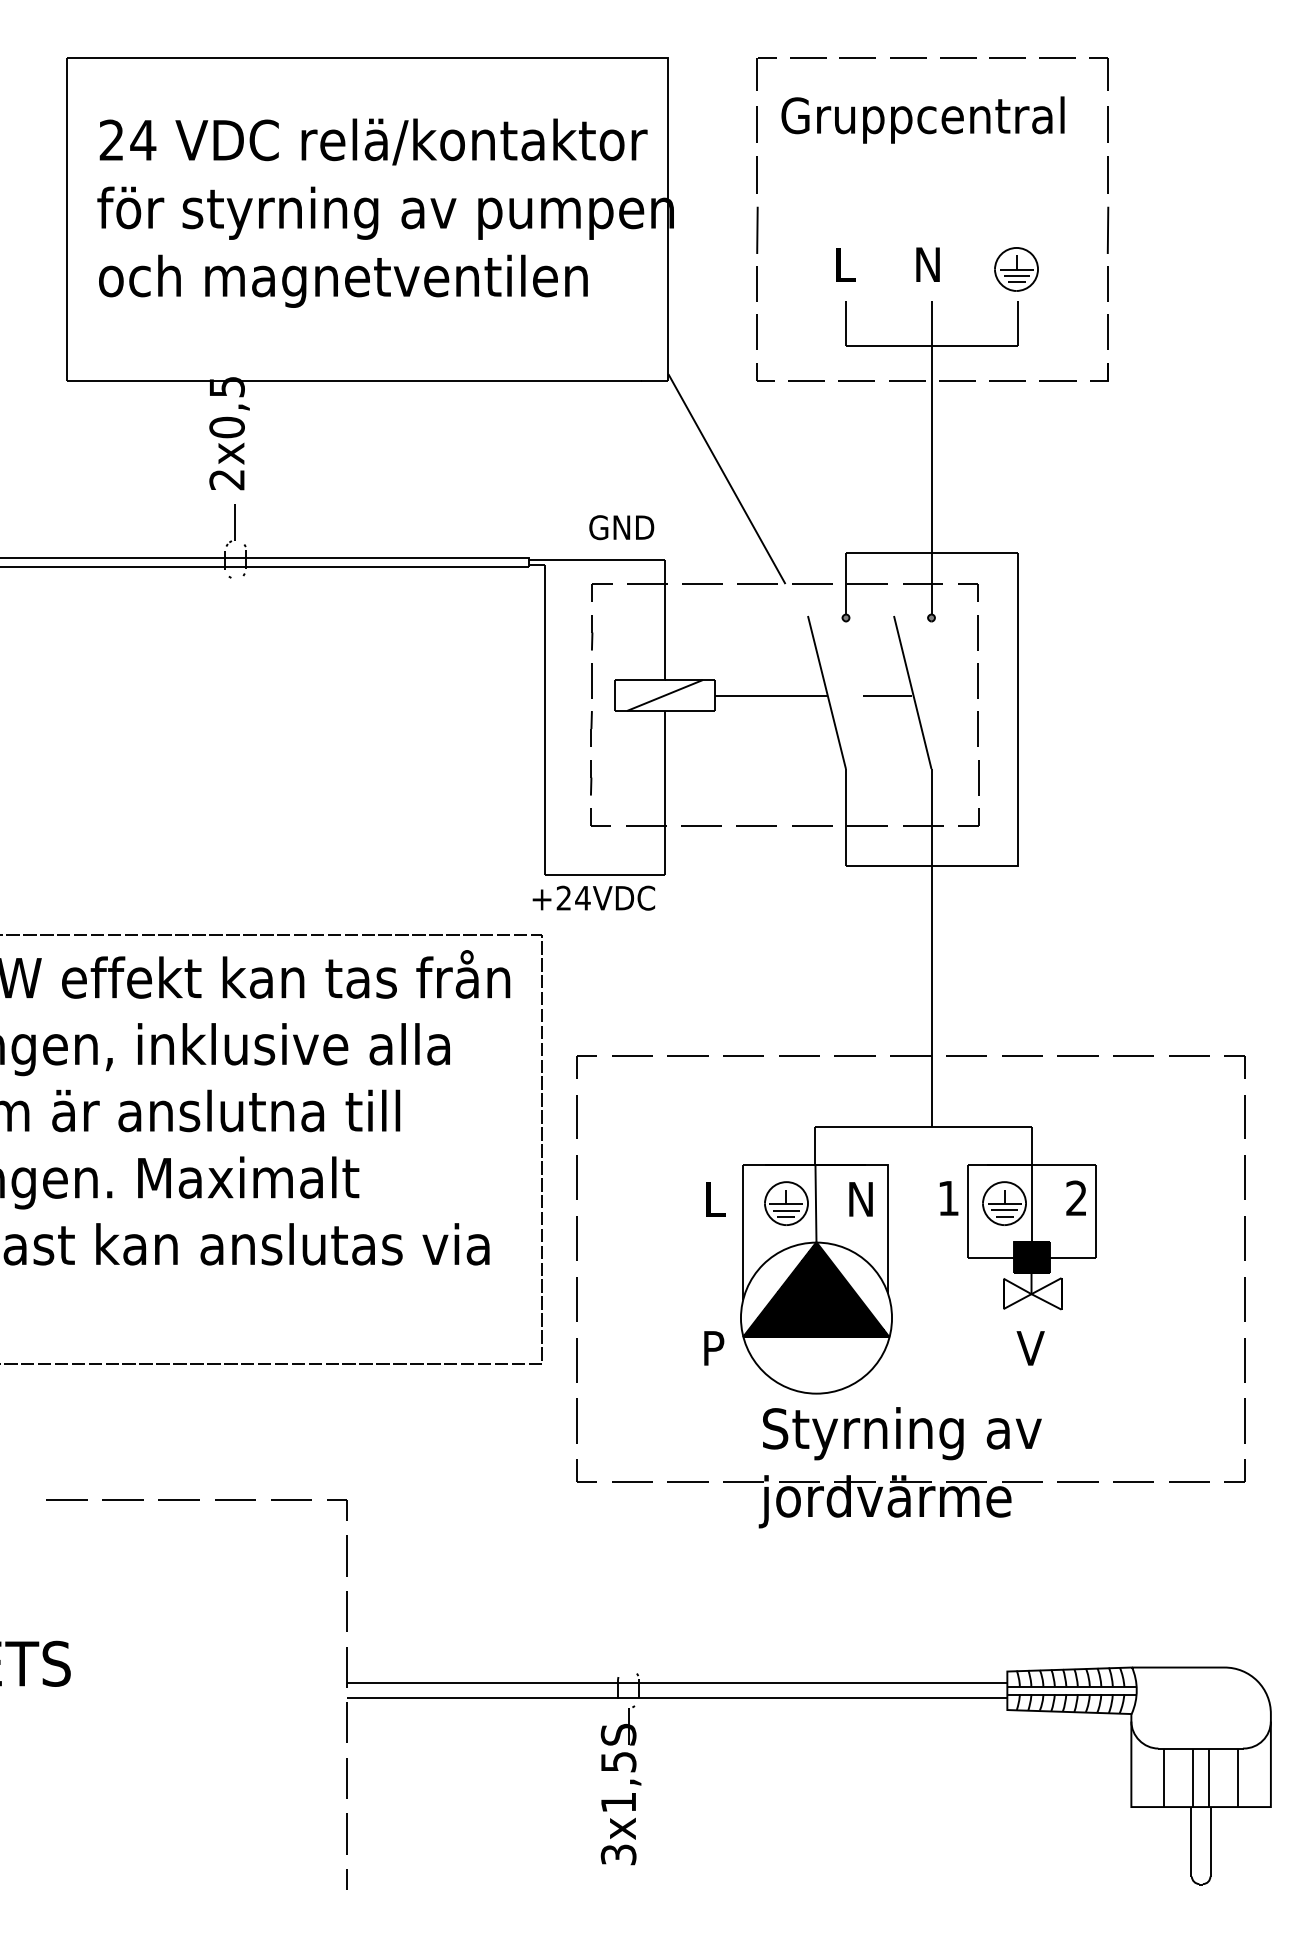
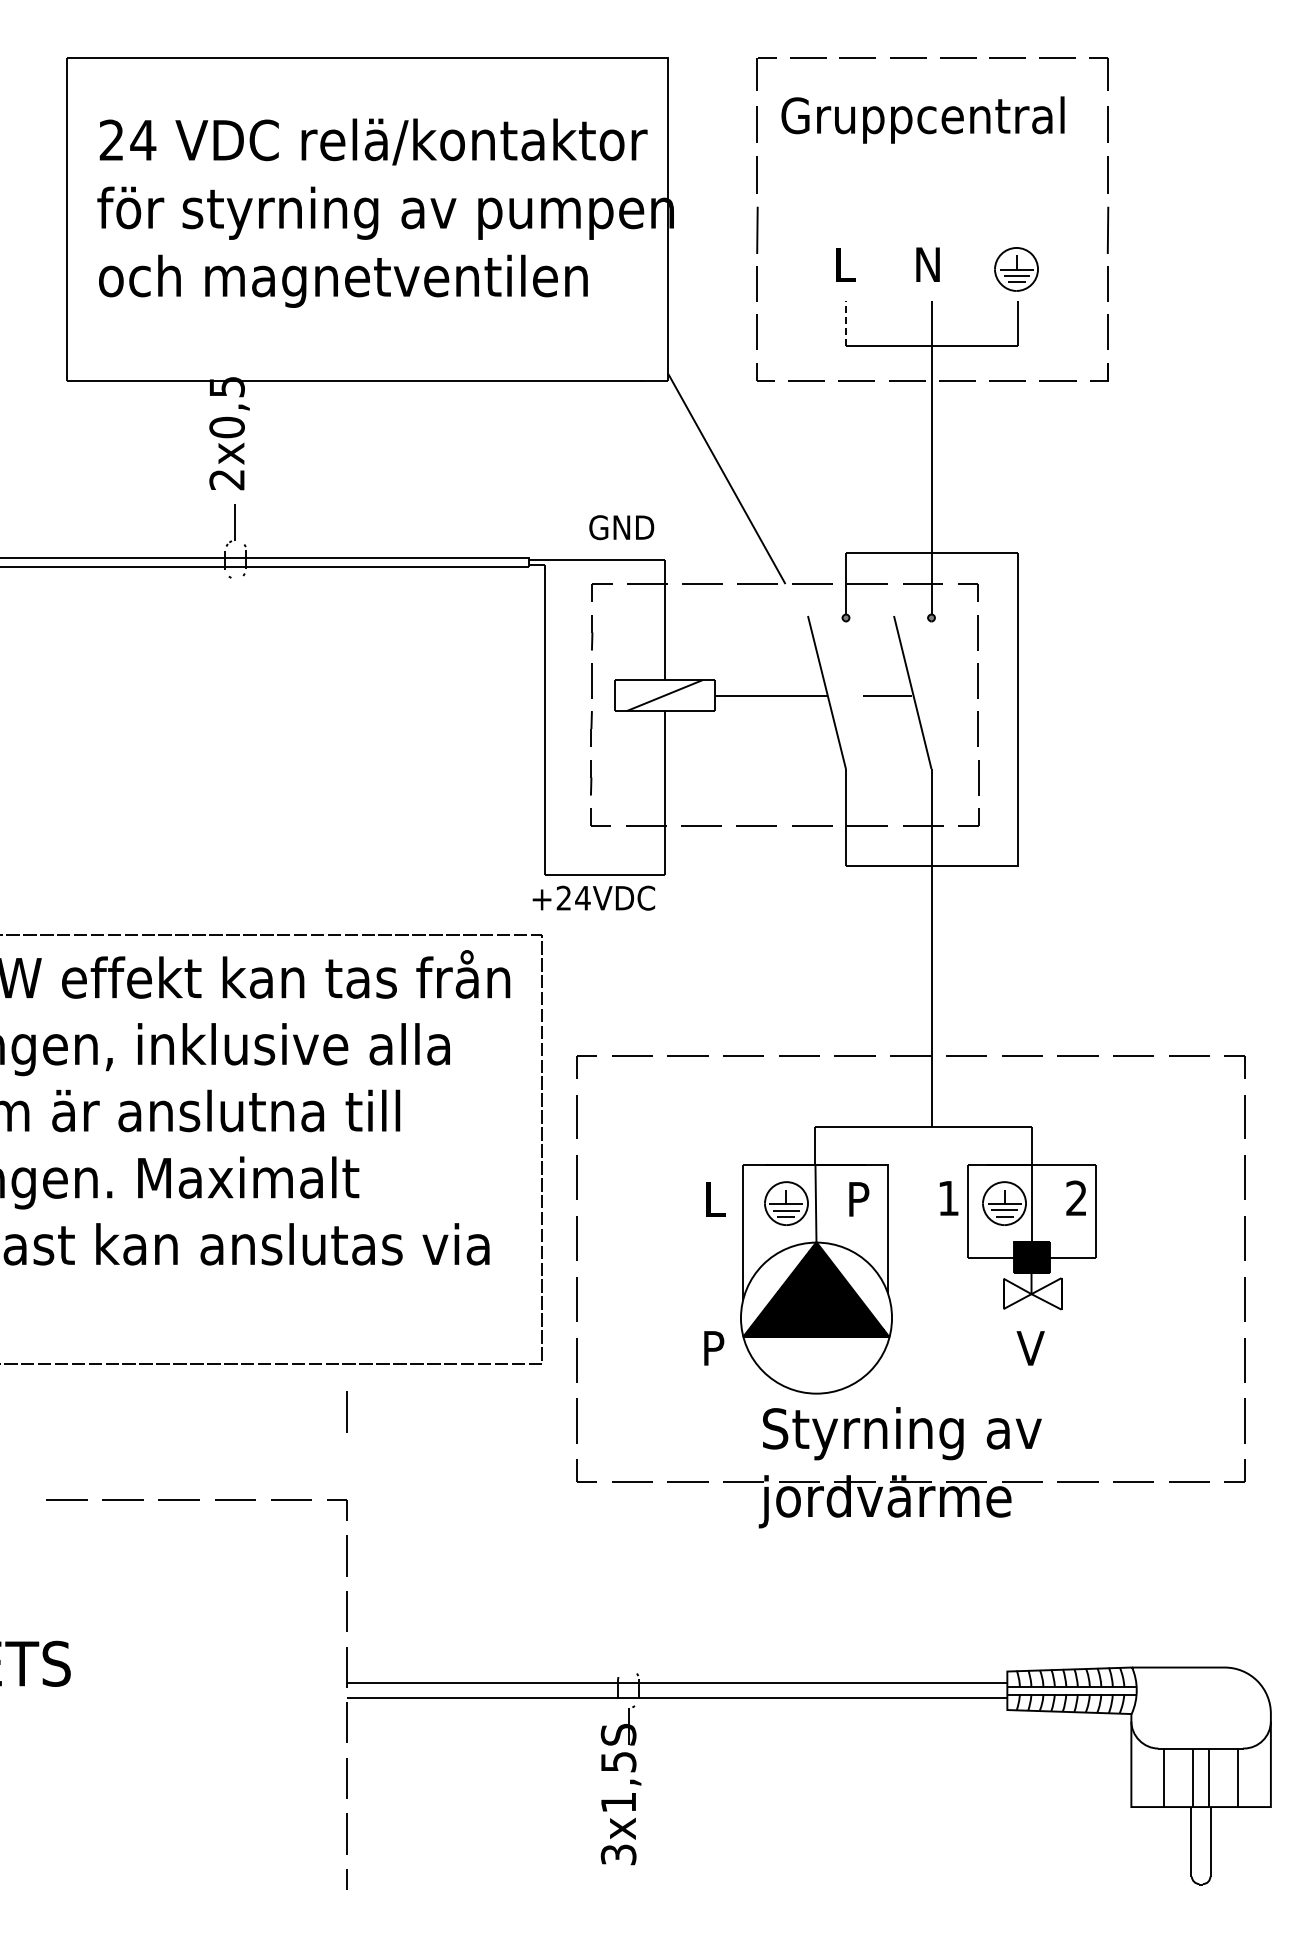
line: solid -> dashed (846, 323)
text: N -> P (862, 1199)
line: none -> present (346, 1411)
